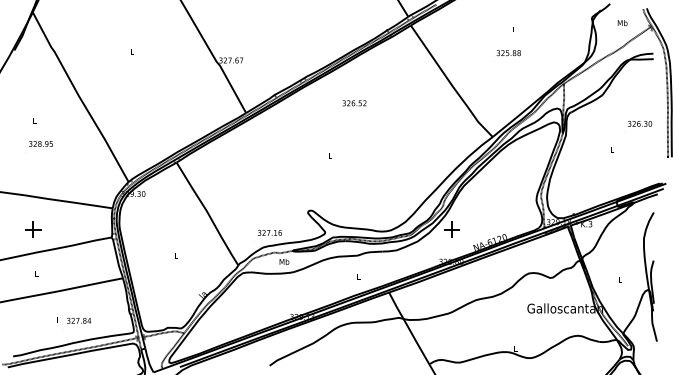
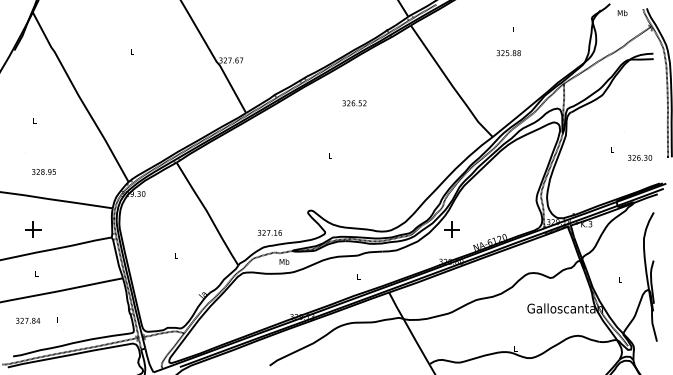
text position: (622, 23) -> (622, 13) (622, 13)
text position: (640, 123) -> (640, 157) (640, 157)
text position: (40, 143) -> (43, 171) (43, 171)
text position: (78, 320) -> (27, 320) (27, 320)
